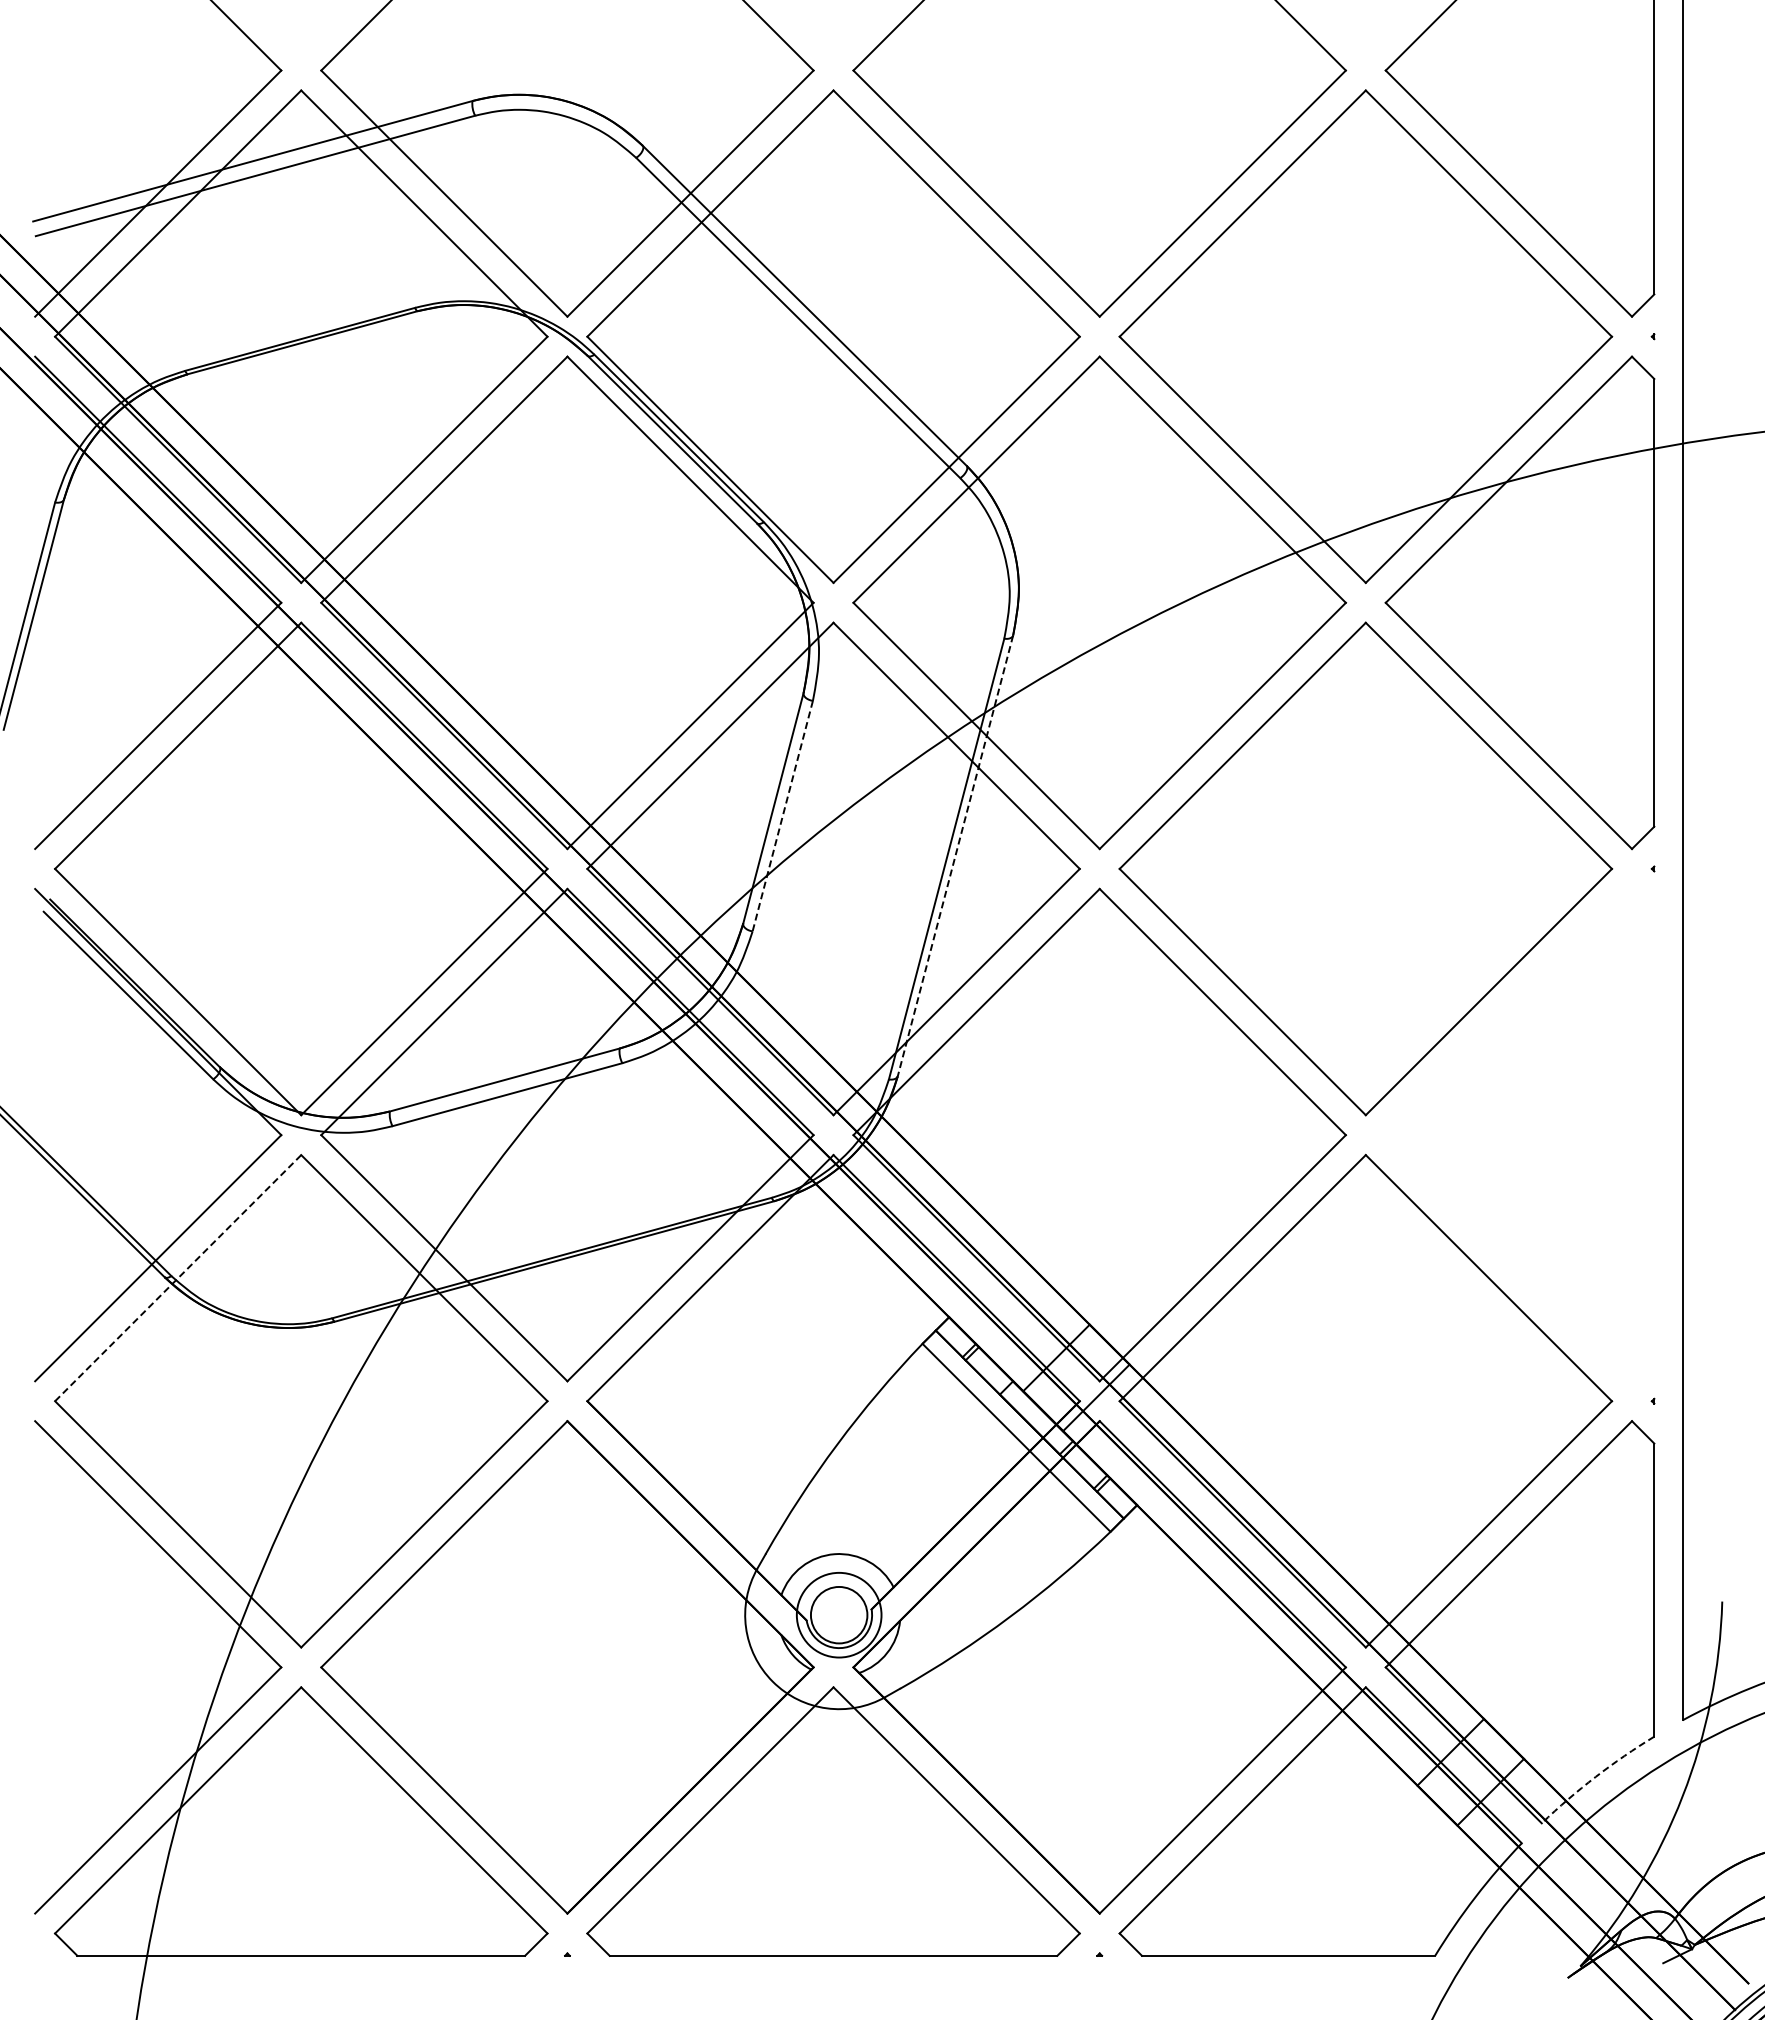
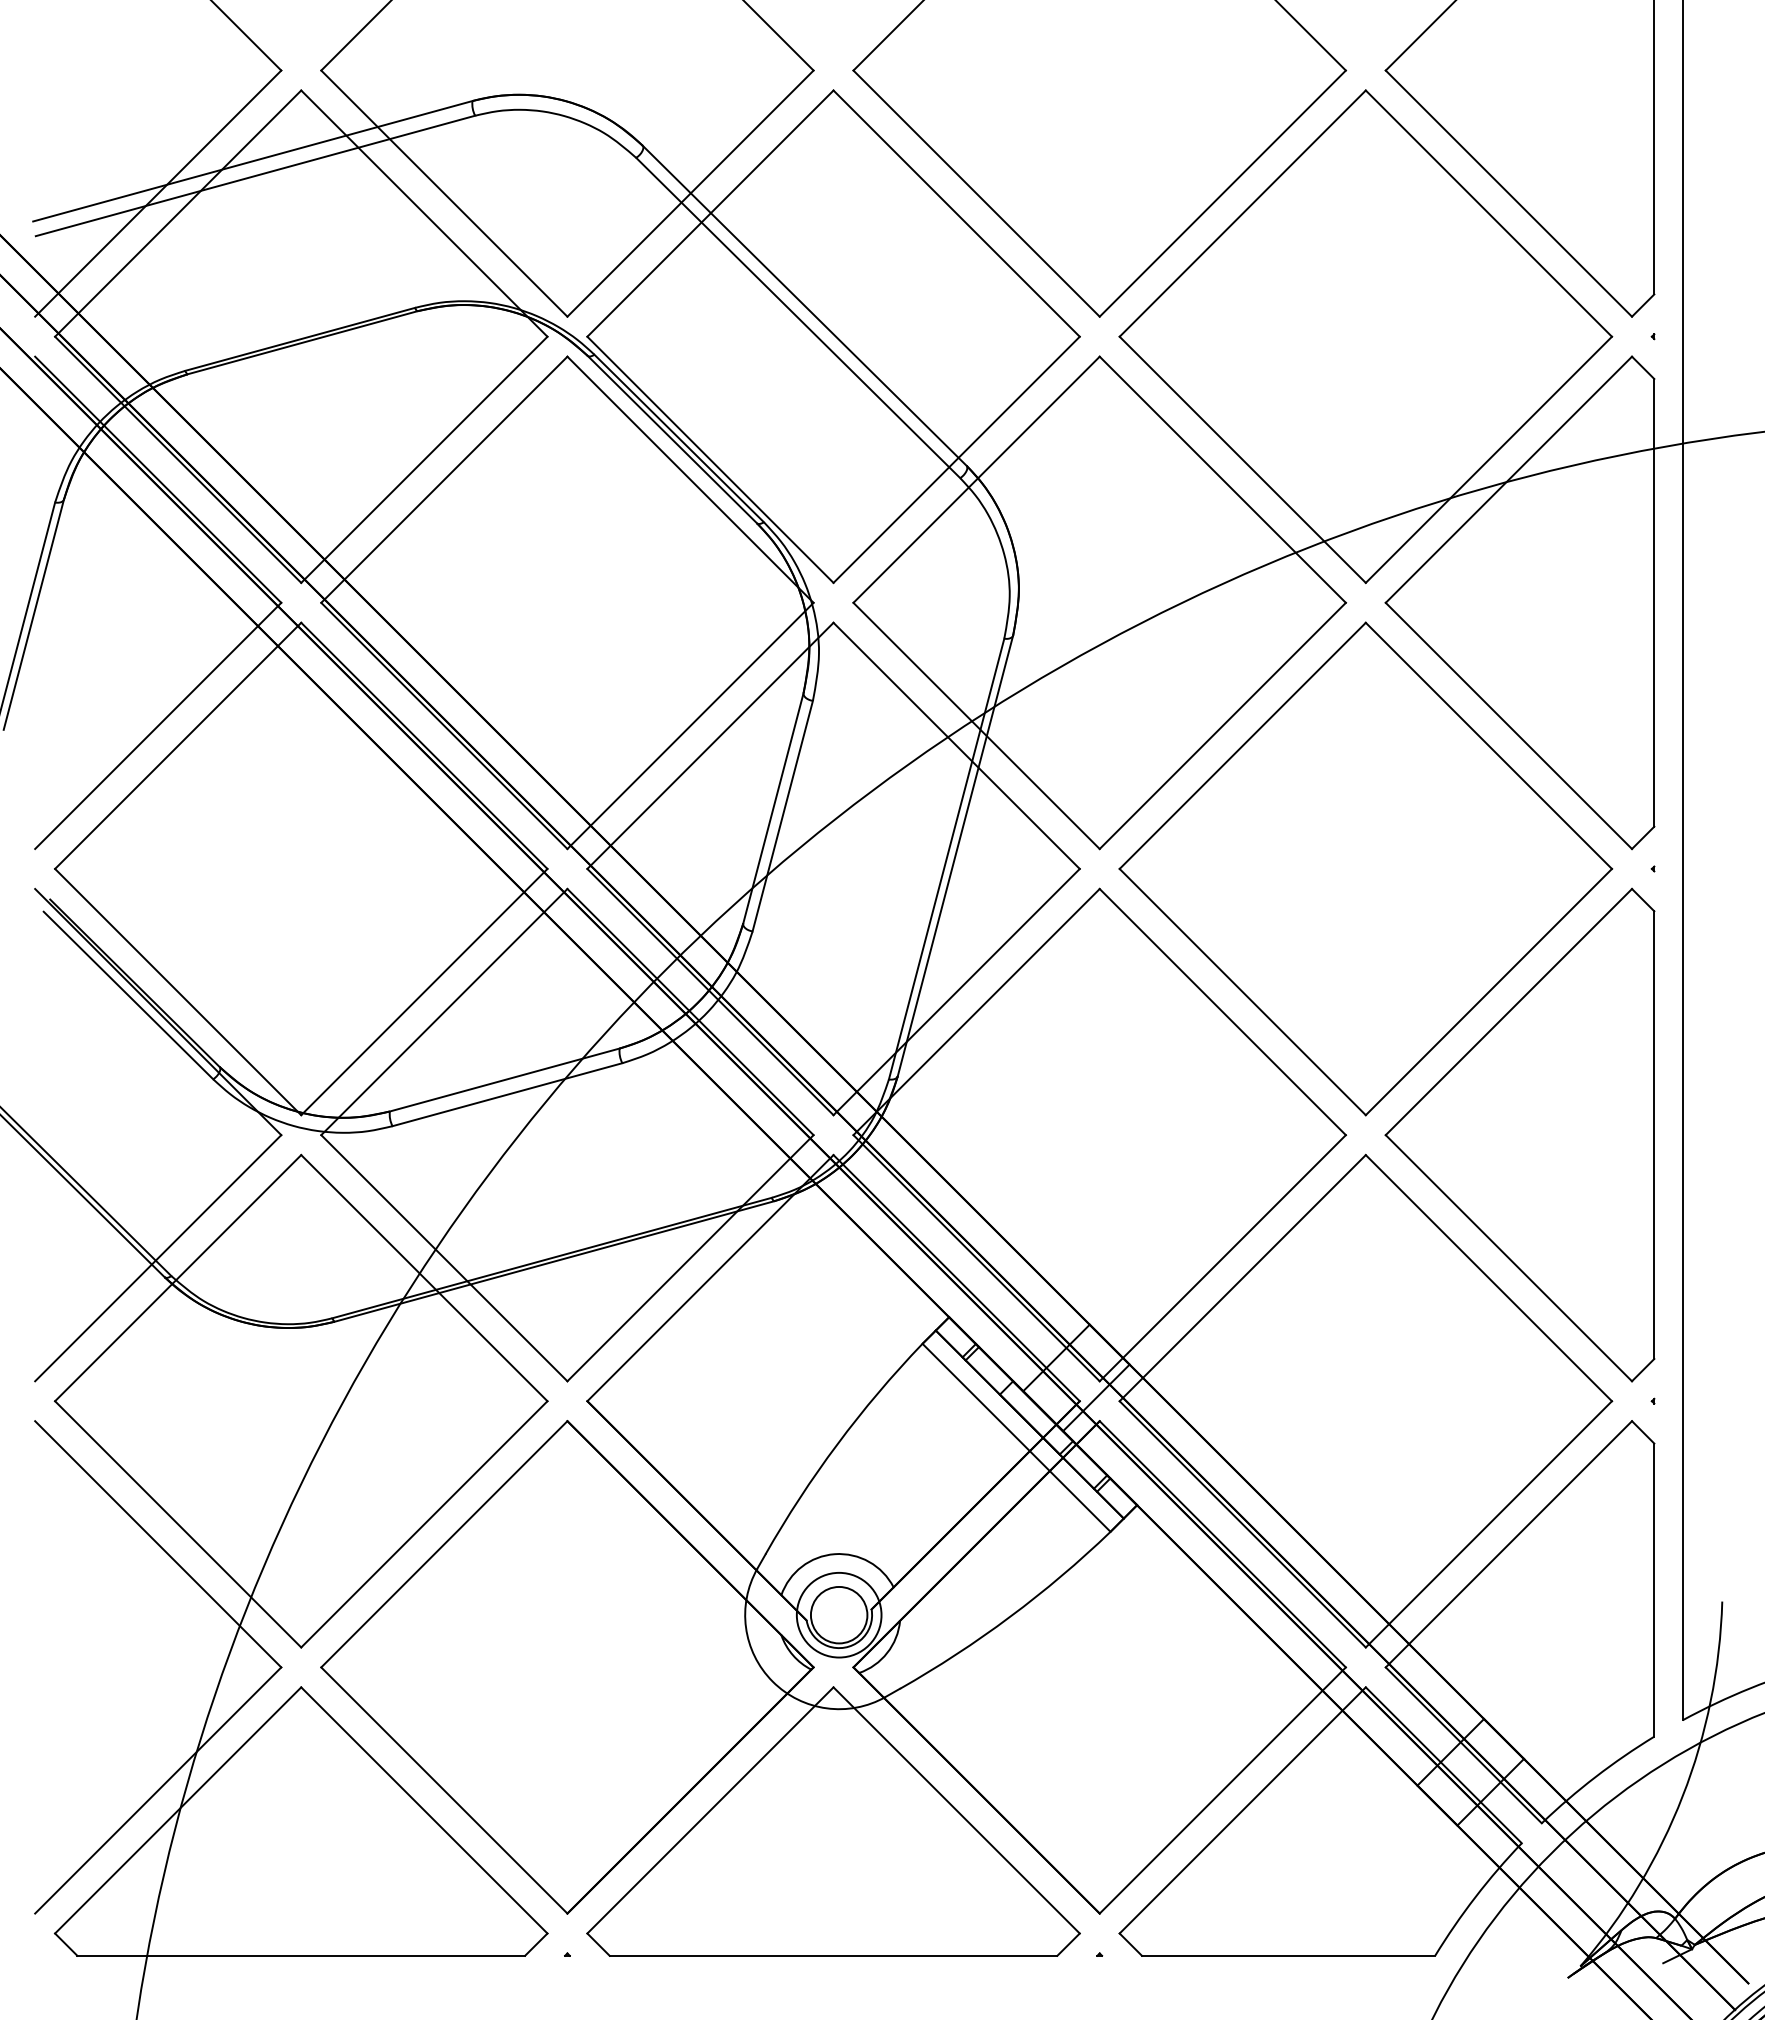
line: dashed -> solid (782, 816)
line: dashed -> solid (955, 855)
part: none -> present (1519, 1134)
line: dashed -> solid (178, 1277)
arc: dashed -> solid (1595, 1776)
